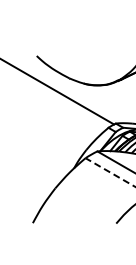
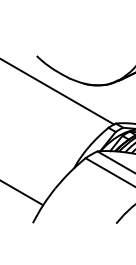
line: dashed -> solid (110, 172)
line: none -> present (22, 193)
